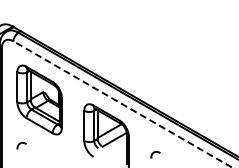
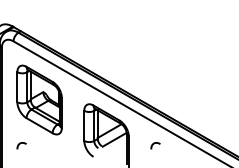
line: dashed -> solid (122, 104)
curve position: (154, 153) -> (154, 144) (154, 144)
